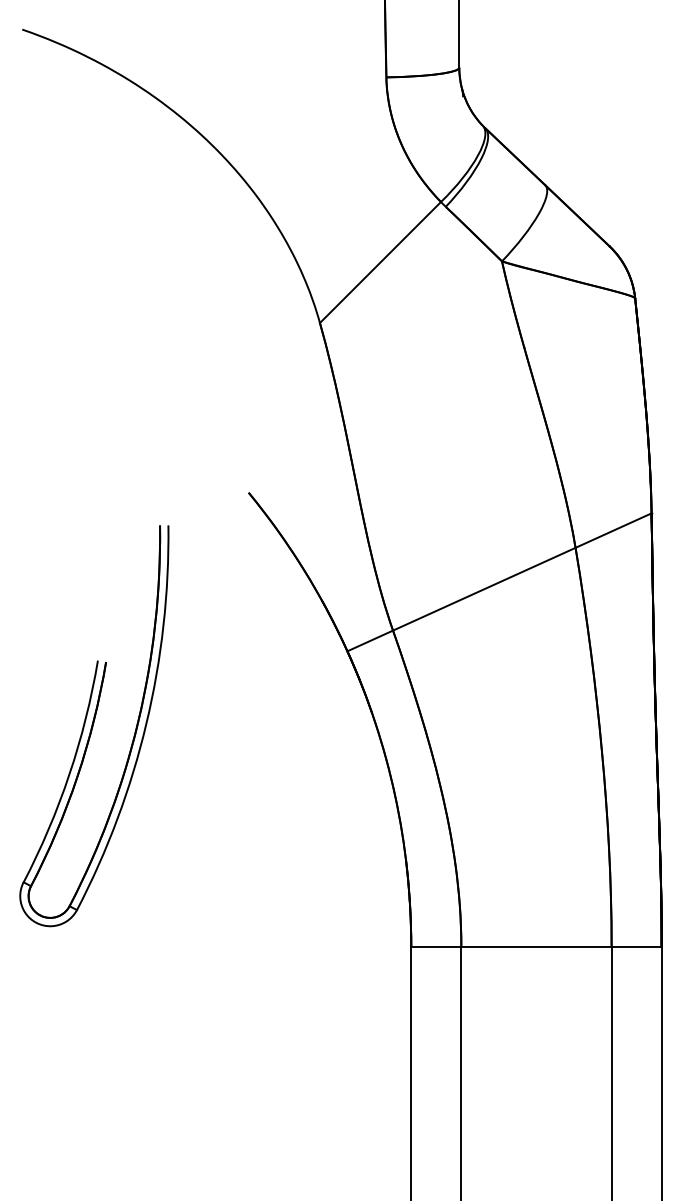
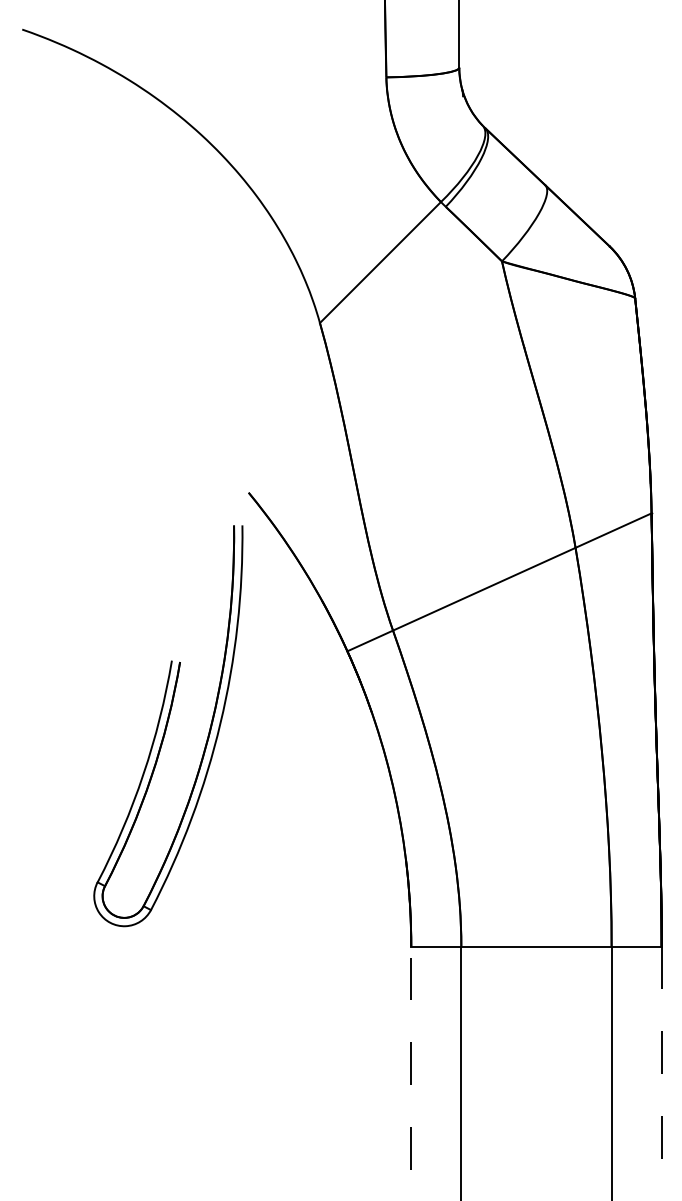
part position: (94, 726) -> (168, 726) (168, 726)
line: solid -> dashed (411, 1073)
line: solid -> dashed (661, 1073)
